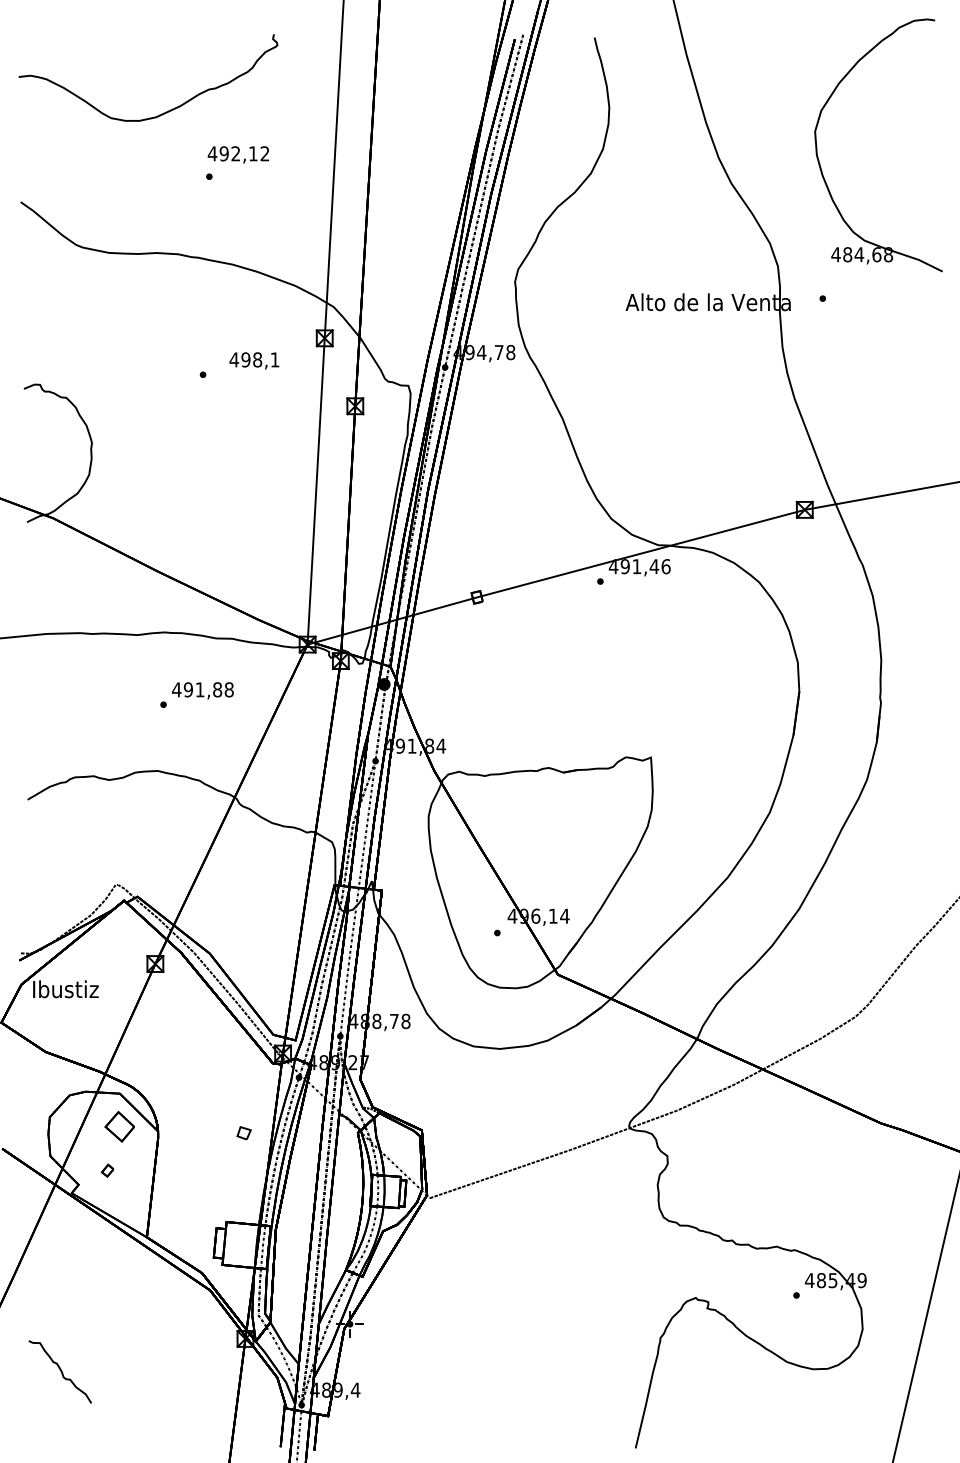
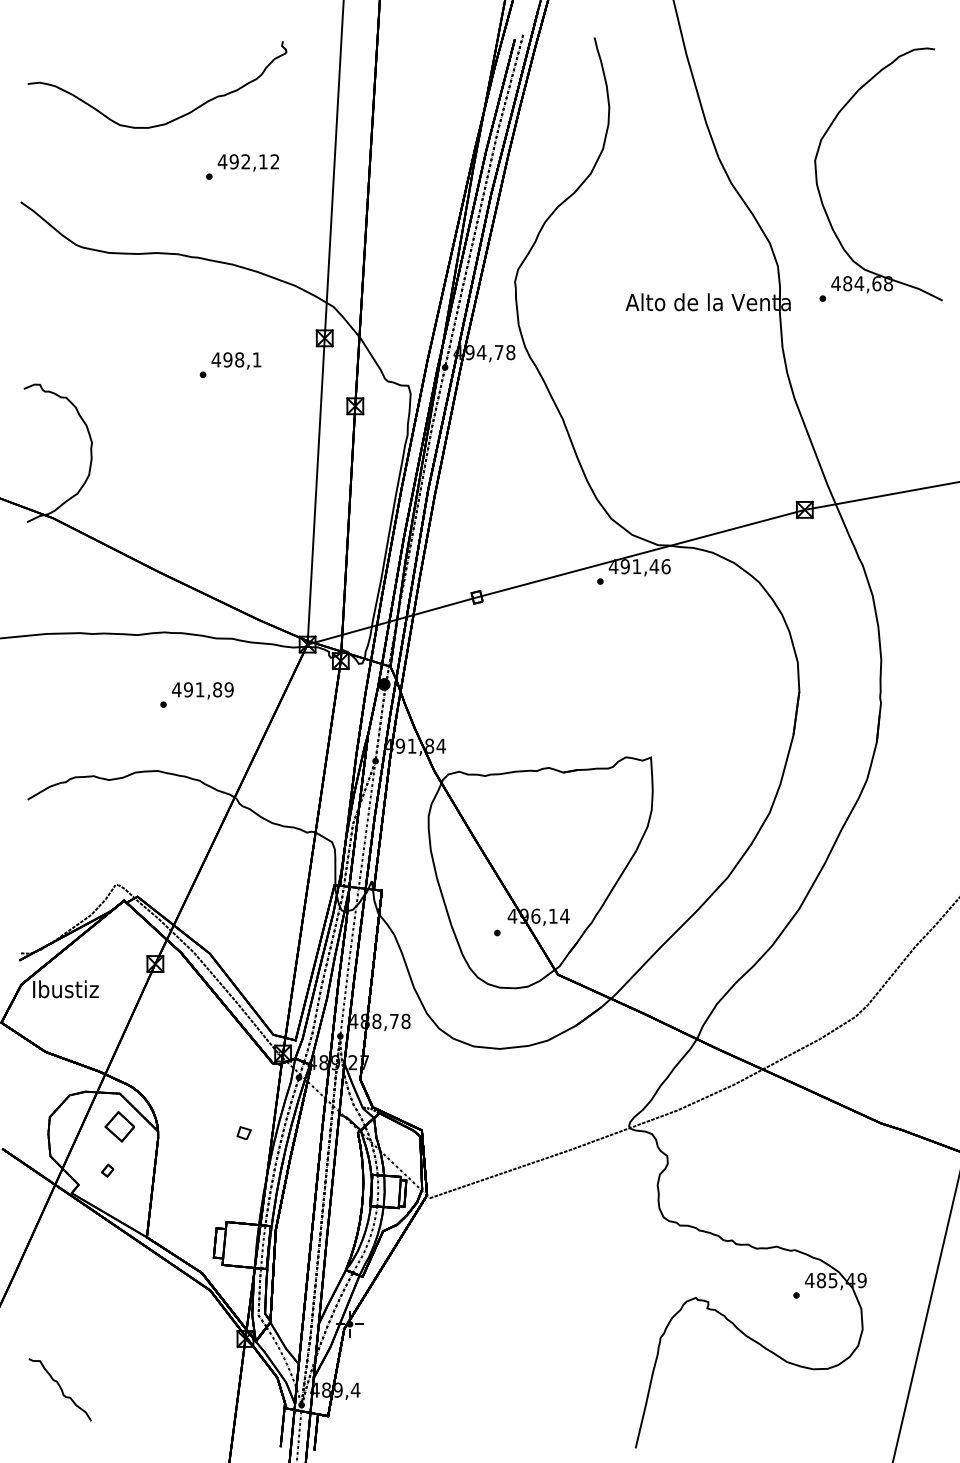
curve position: (163, 112) -> (172, 119) (172, 119)
text position: (237, 154) -> (247, 162) (247, 162)
part position: (820, 163) -> (820, 192) (820, 192)
text position: (254, 360) -> (236, 360) (236, 360)
text: 491,88 -> 491,89 (228, 689)
curve position: (60, 1371) -> (60, 1389) (60, 1389)
